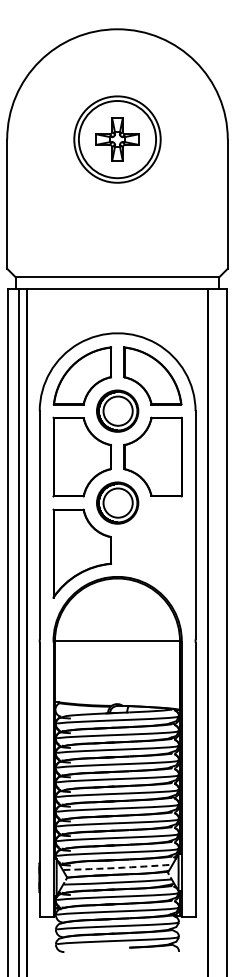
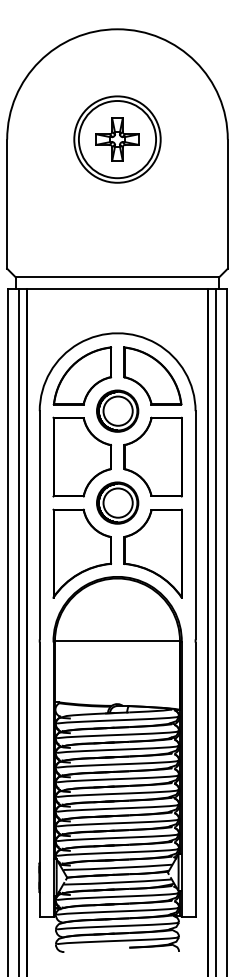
part: none -> present (152, 553)
line: none -> present (216, 630)
arc: dashed -> solid (117, 867)
